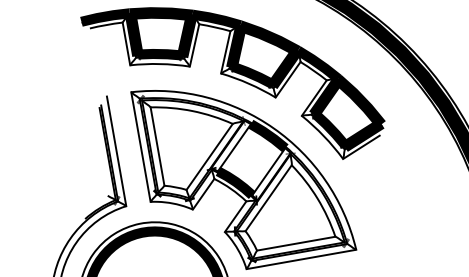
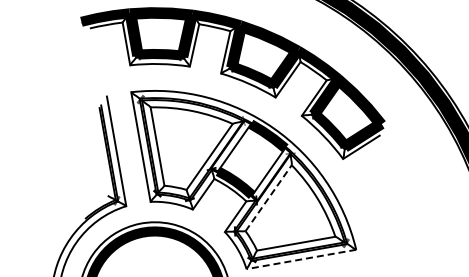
line: solid -> dashed (268, 197)
line: solid -> dashed (301, 259)
